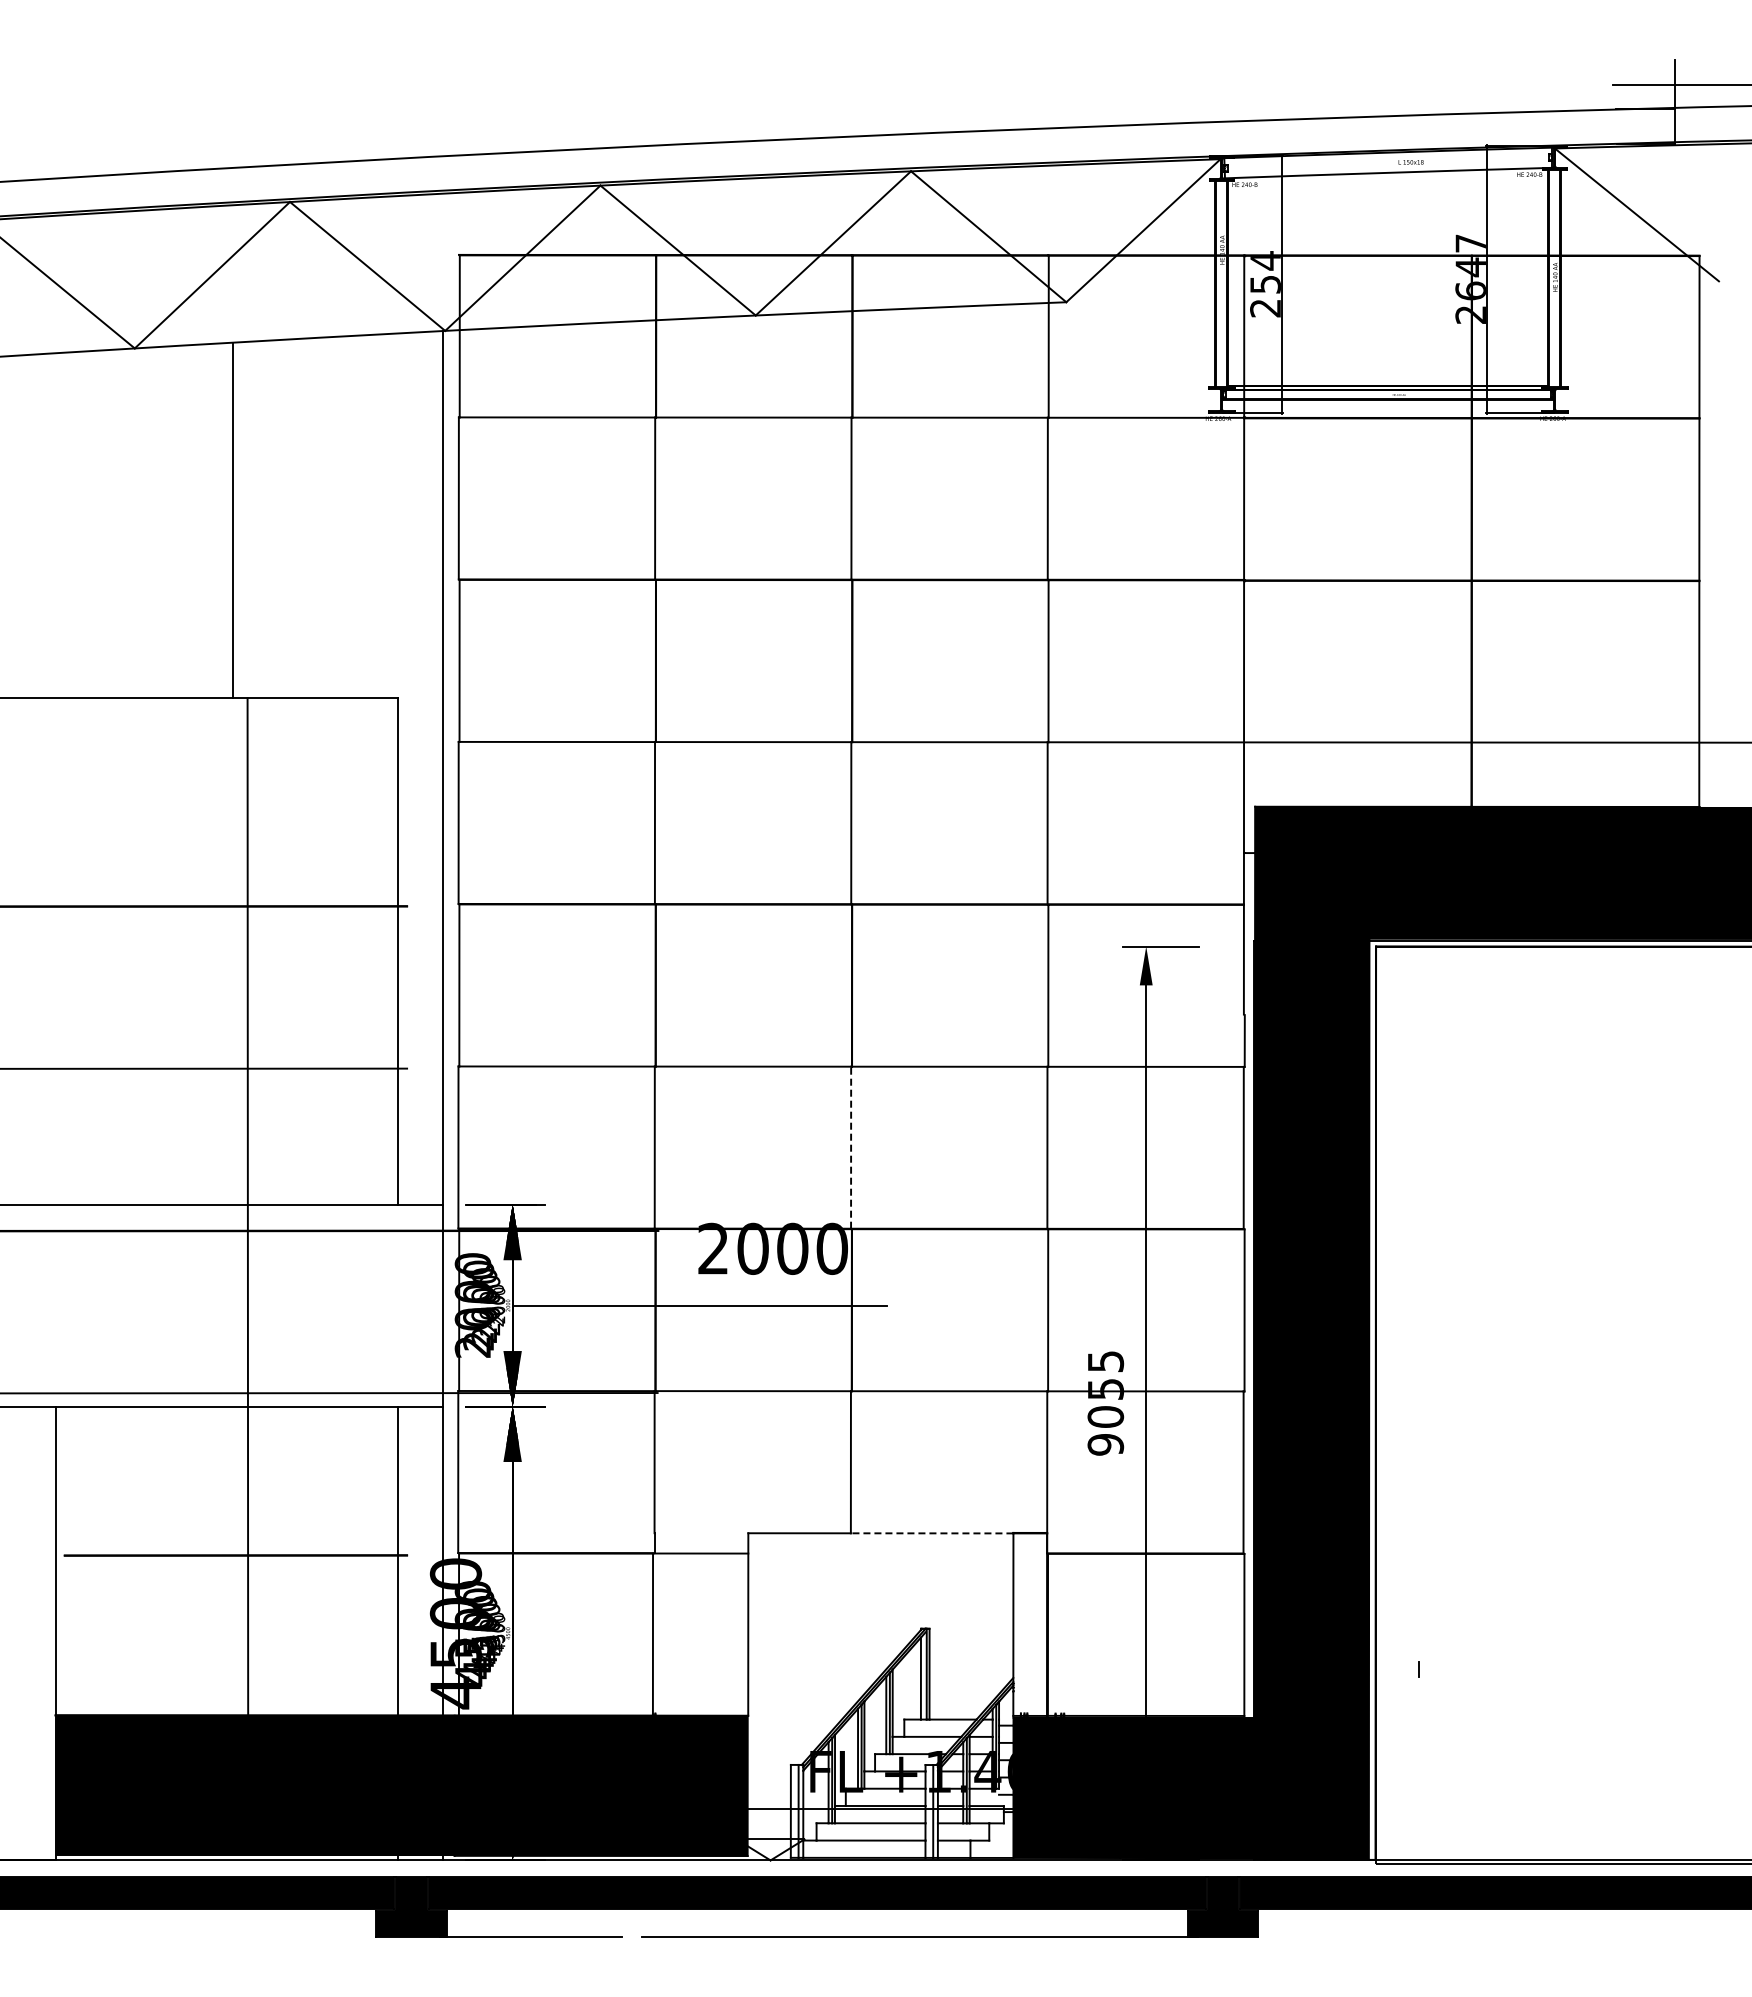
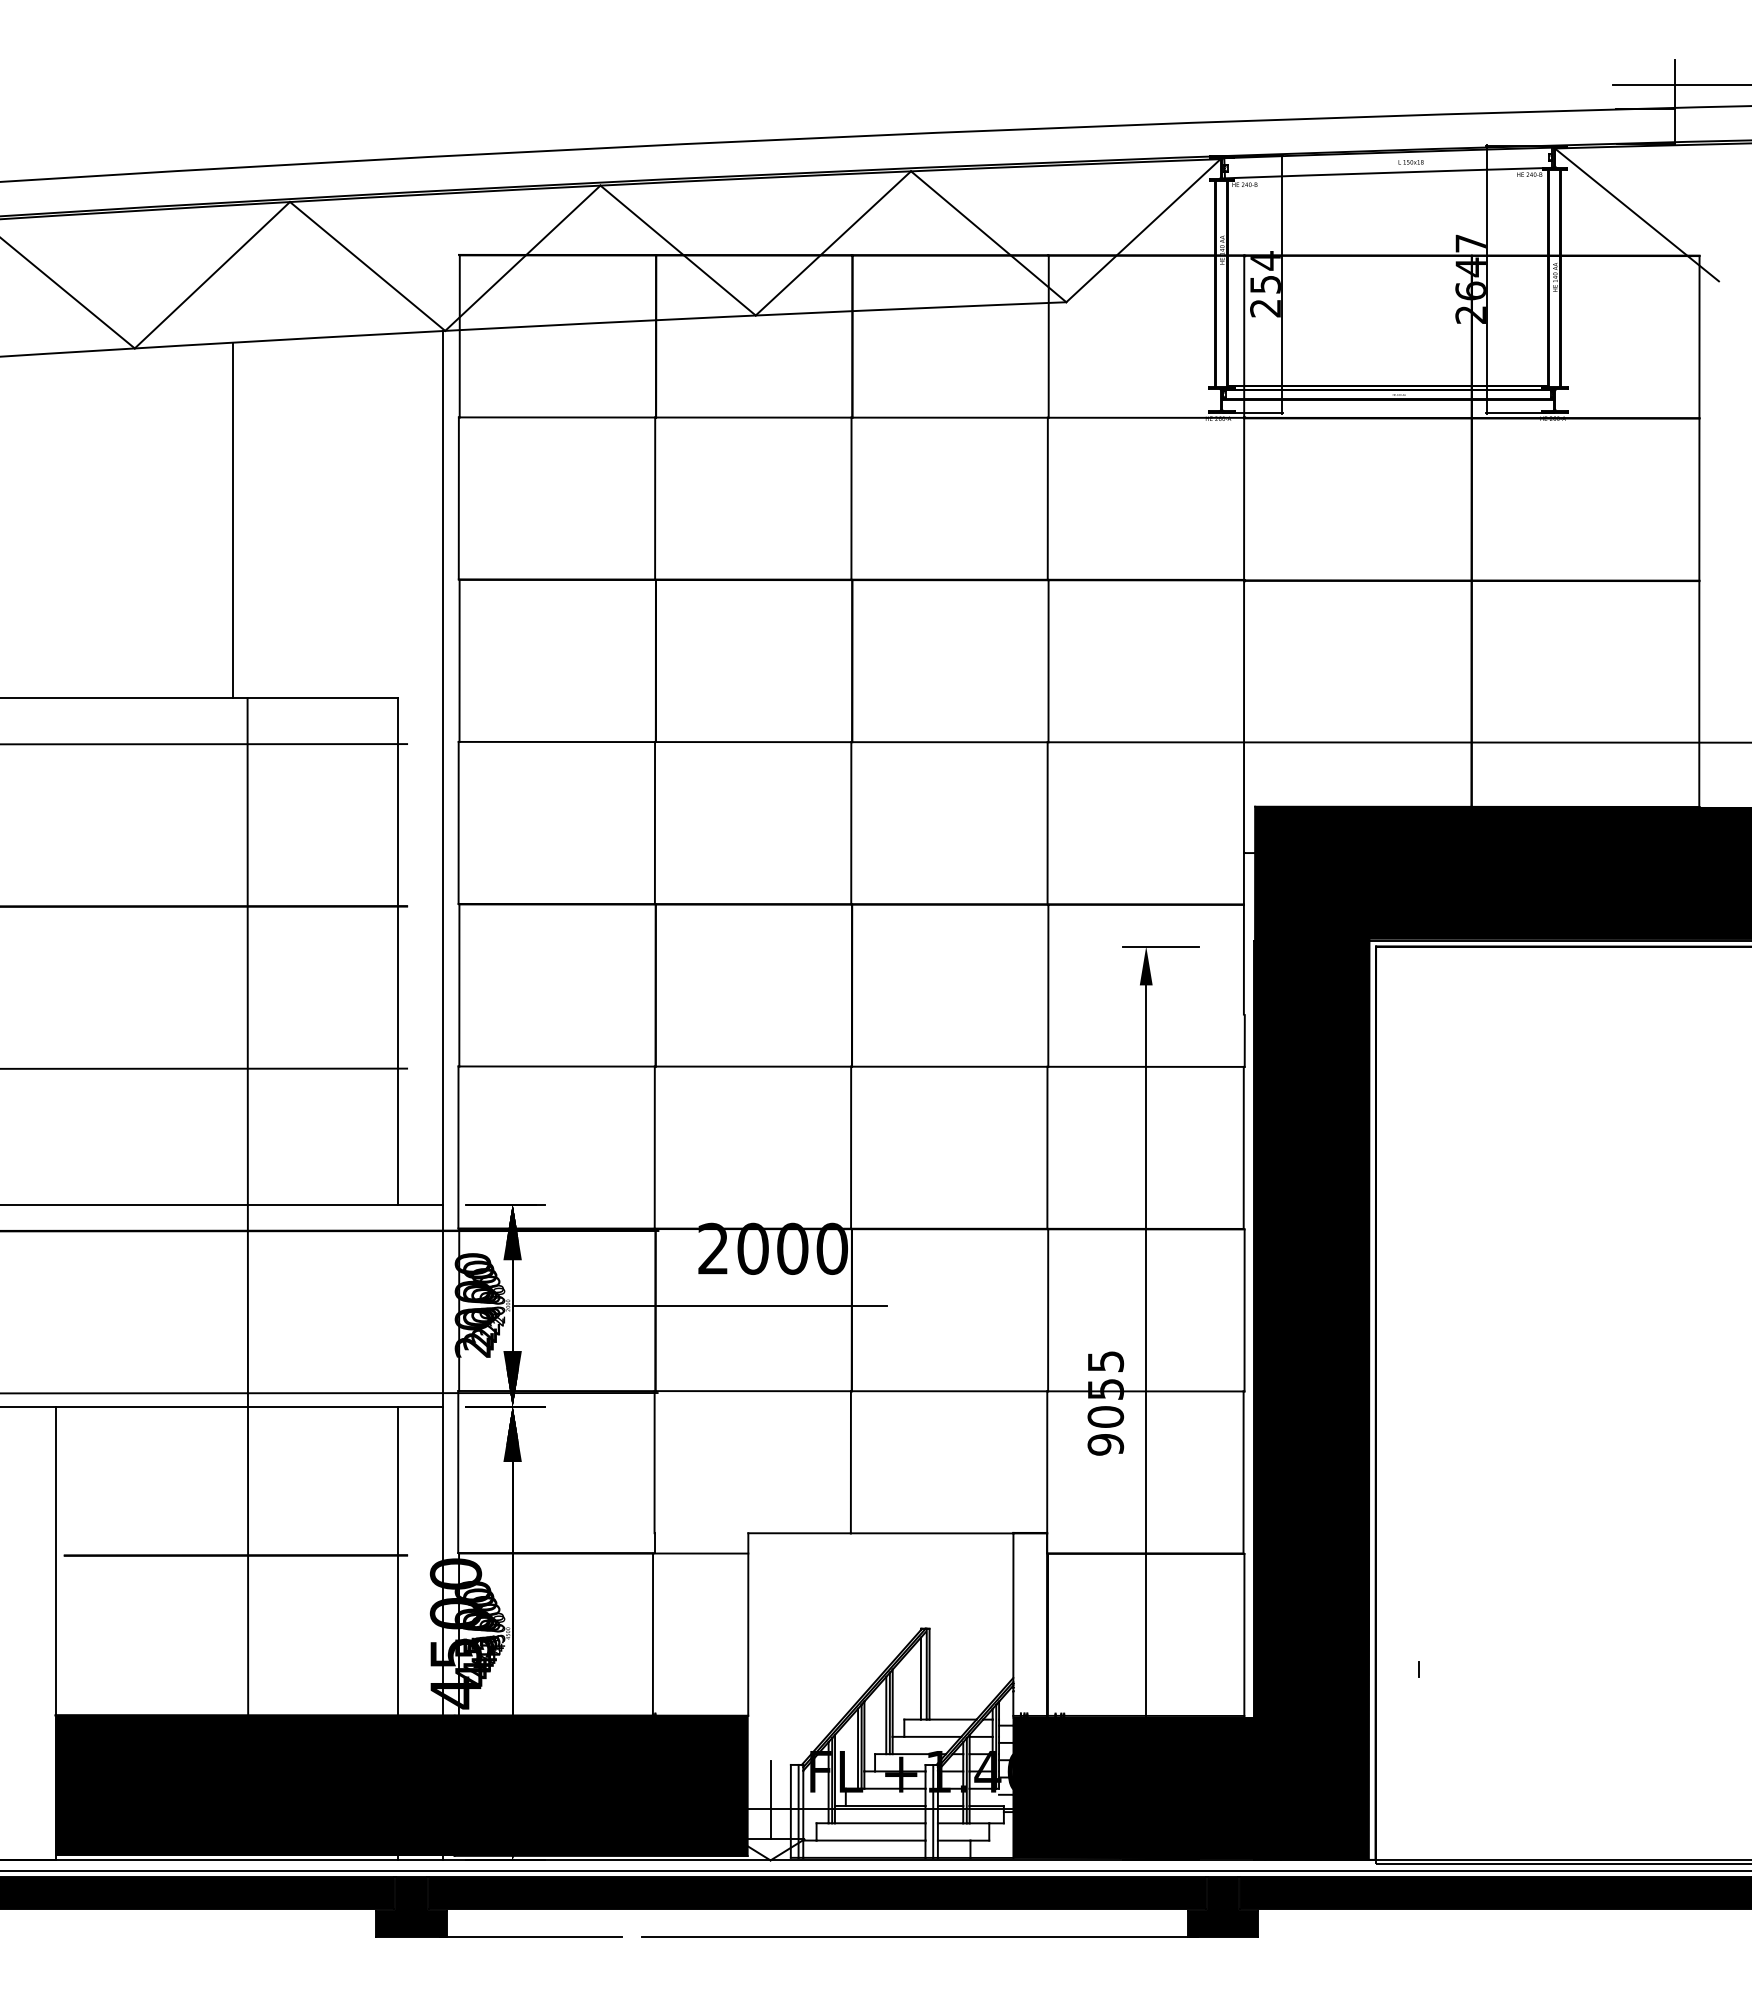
line: none -> present (204, 744)
line: dashed -> solid (851, 1147)
line: dashed -> solid (931, 1533)
line: none -> present (770, 1799)
line: none -> present (875, 1870)
